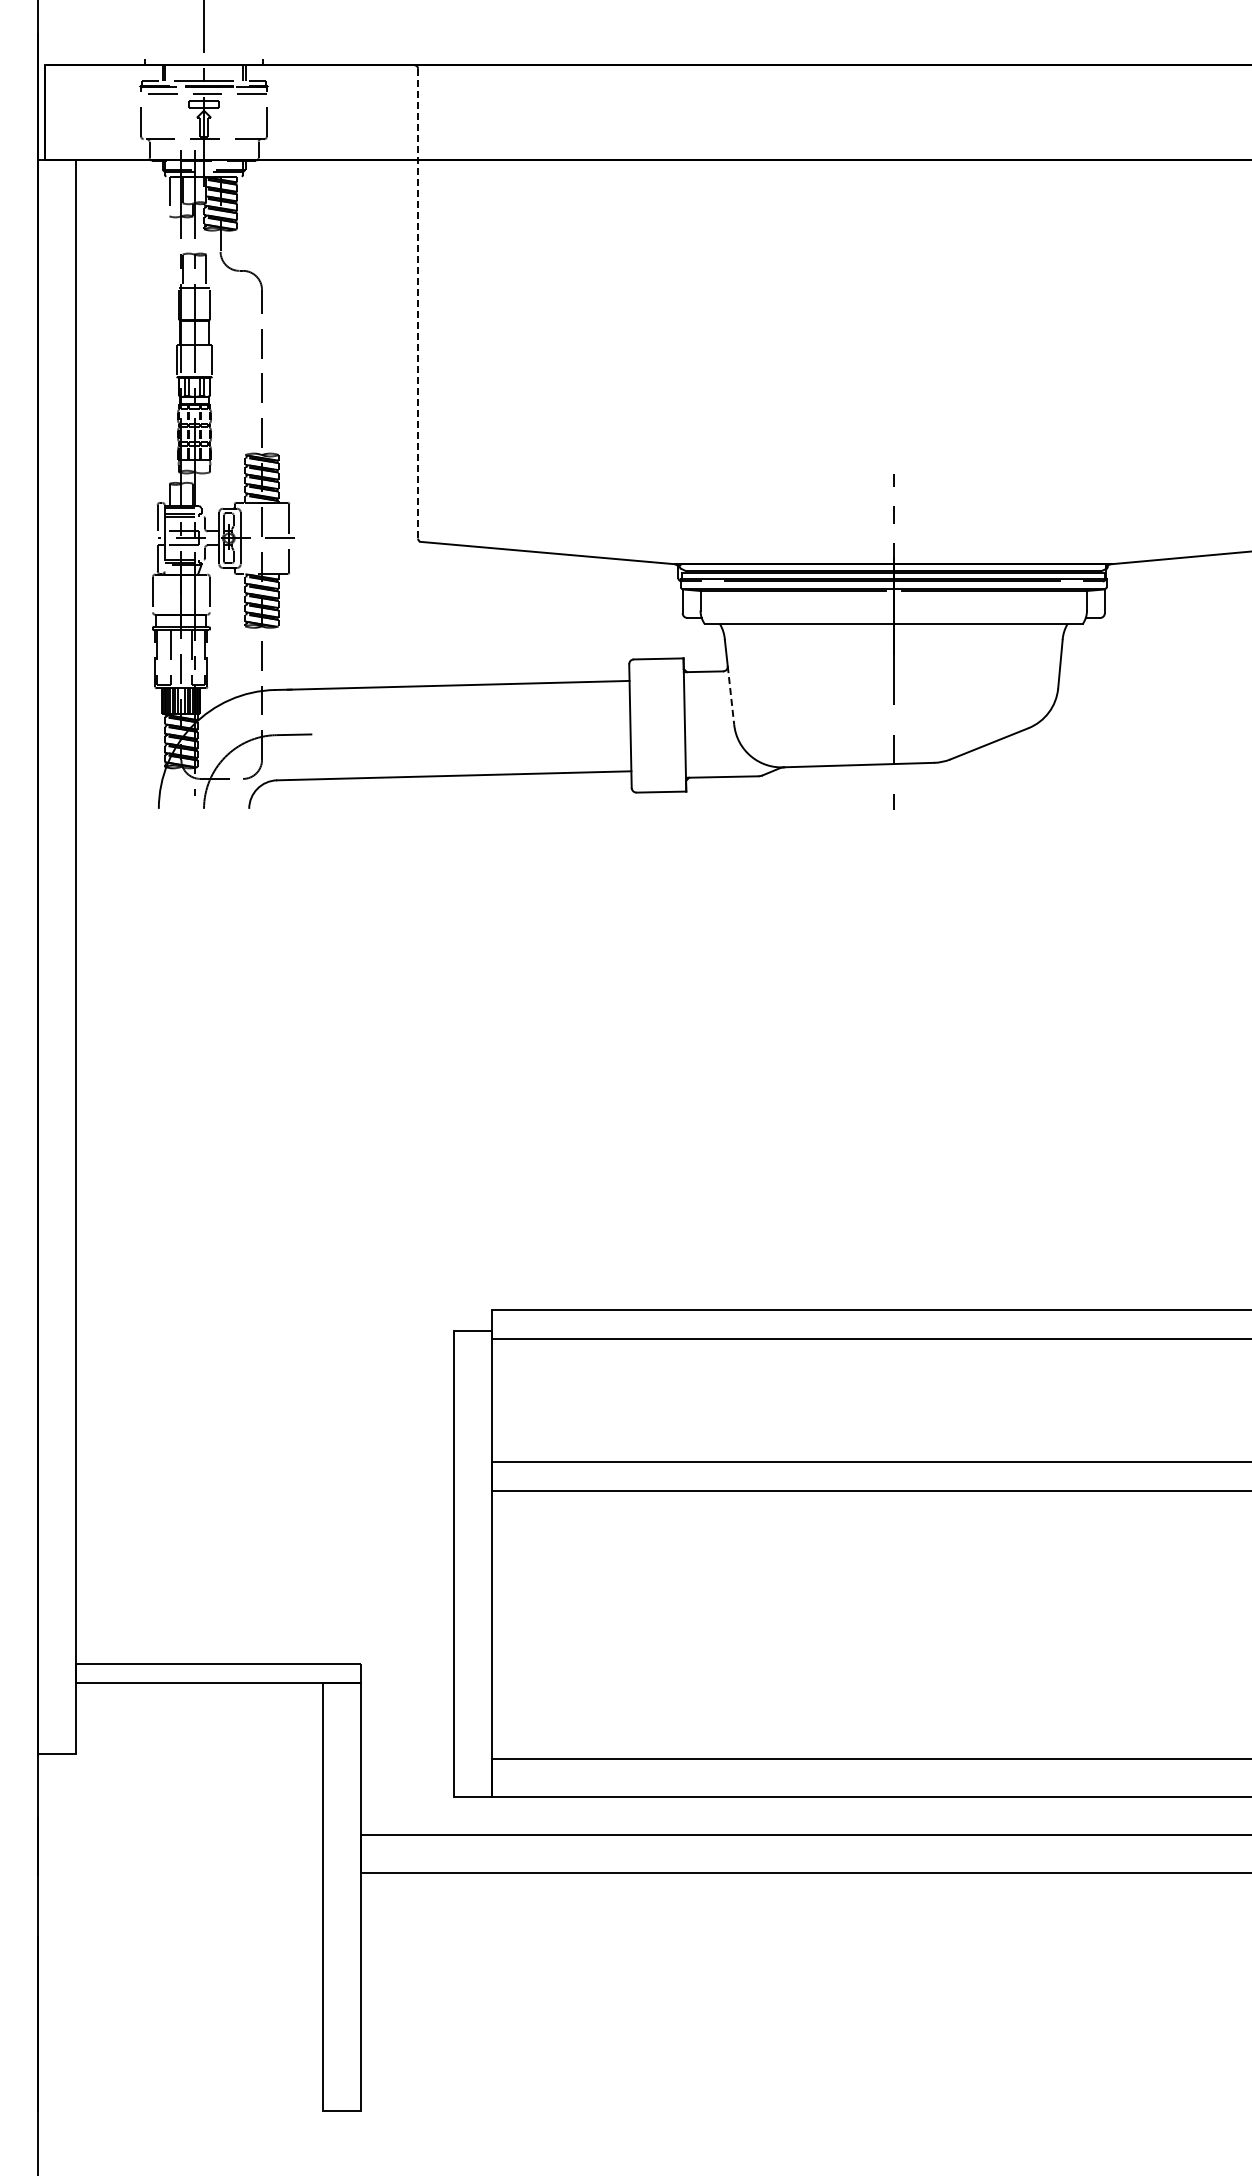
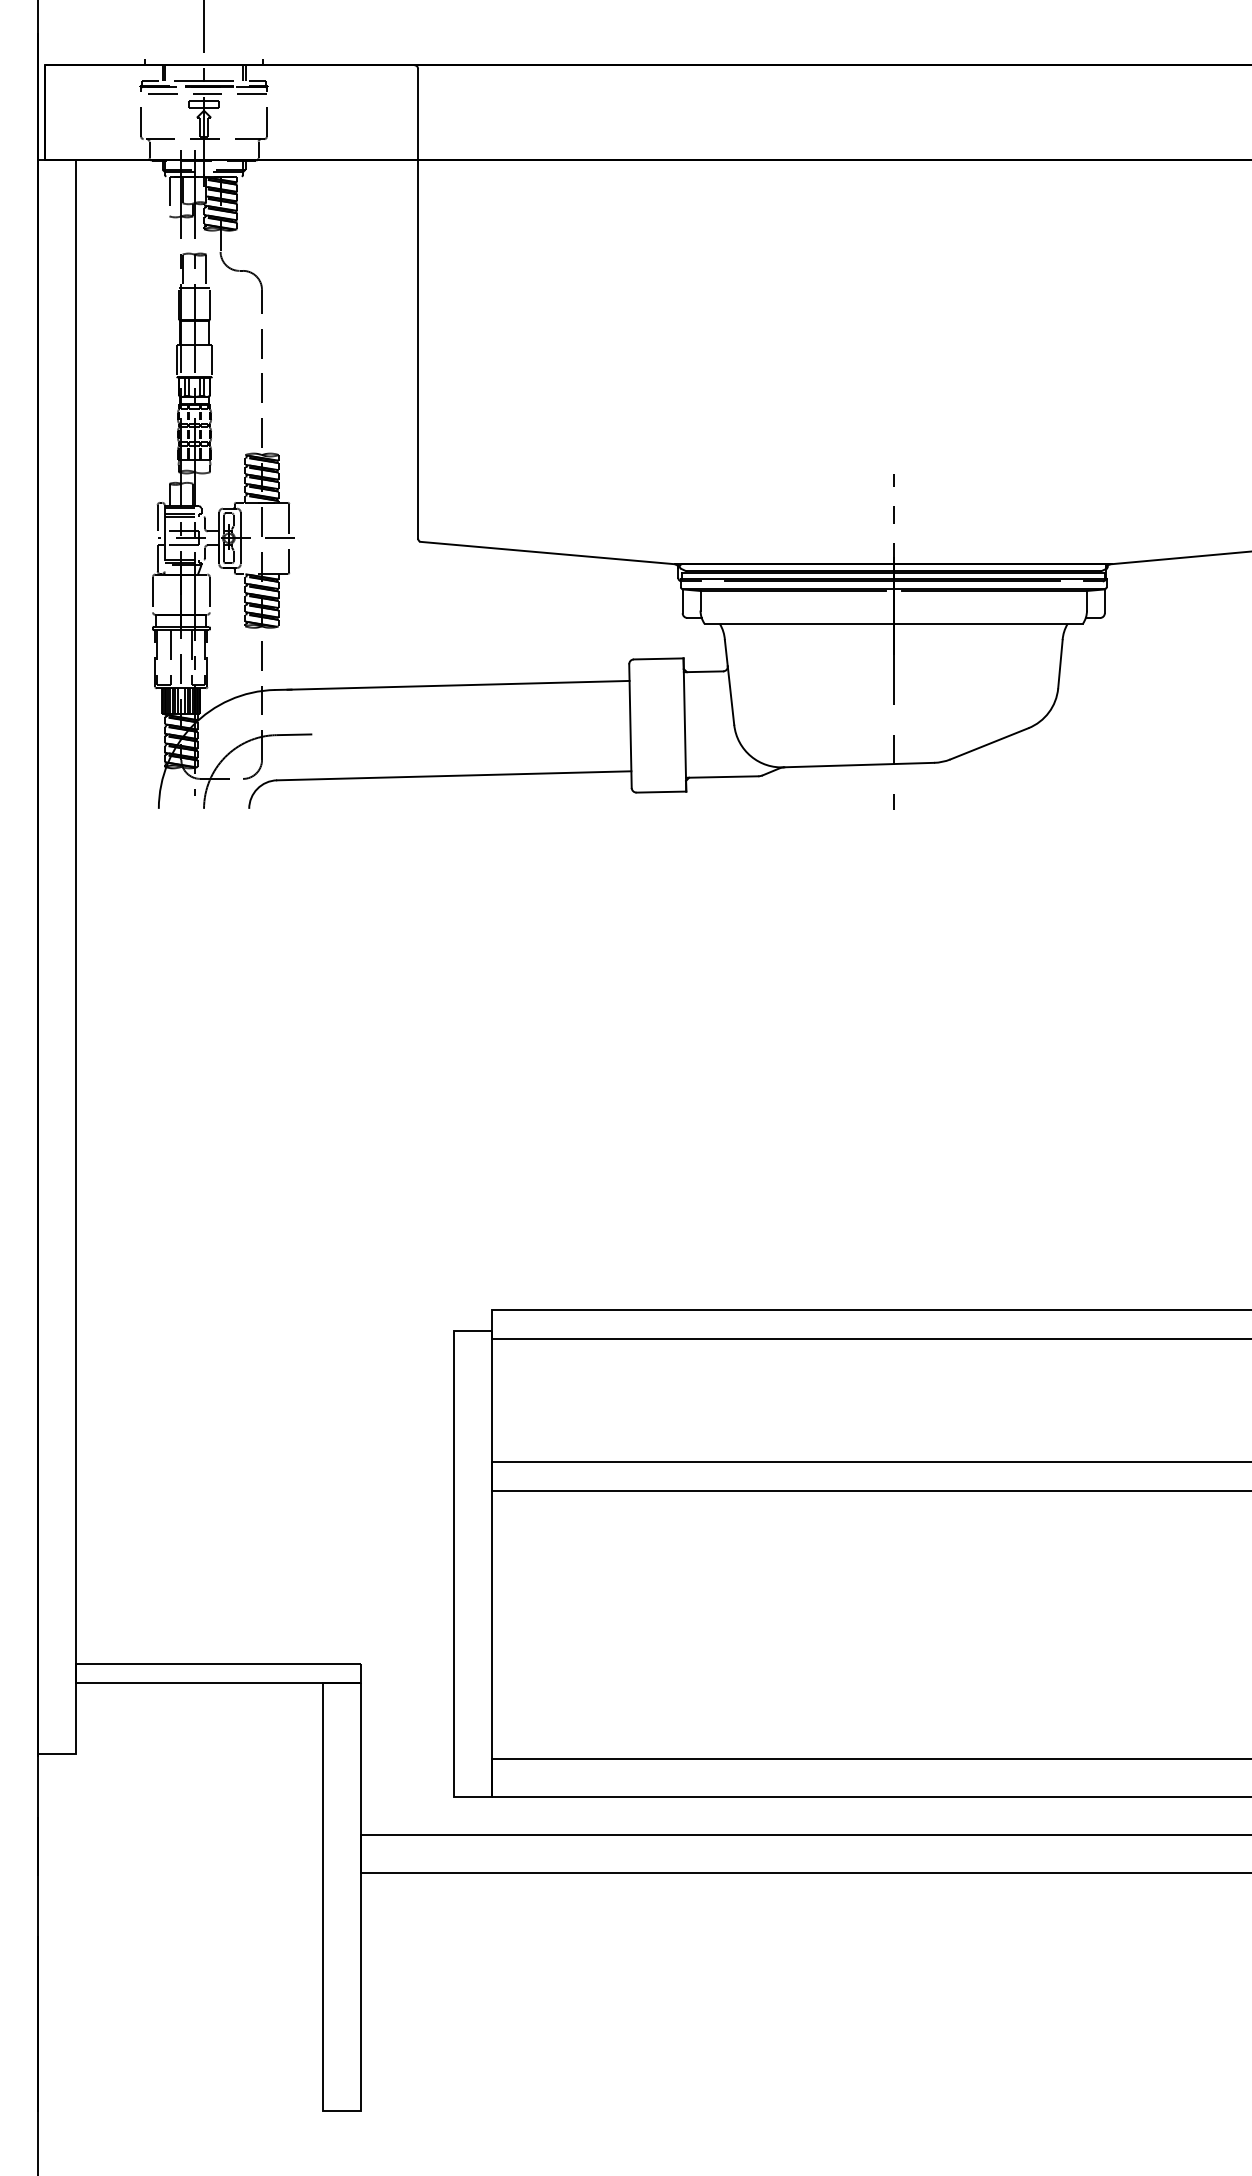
line: dashed -> solid (418, 303)
line: dashed -> solid (731, 695)
